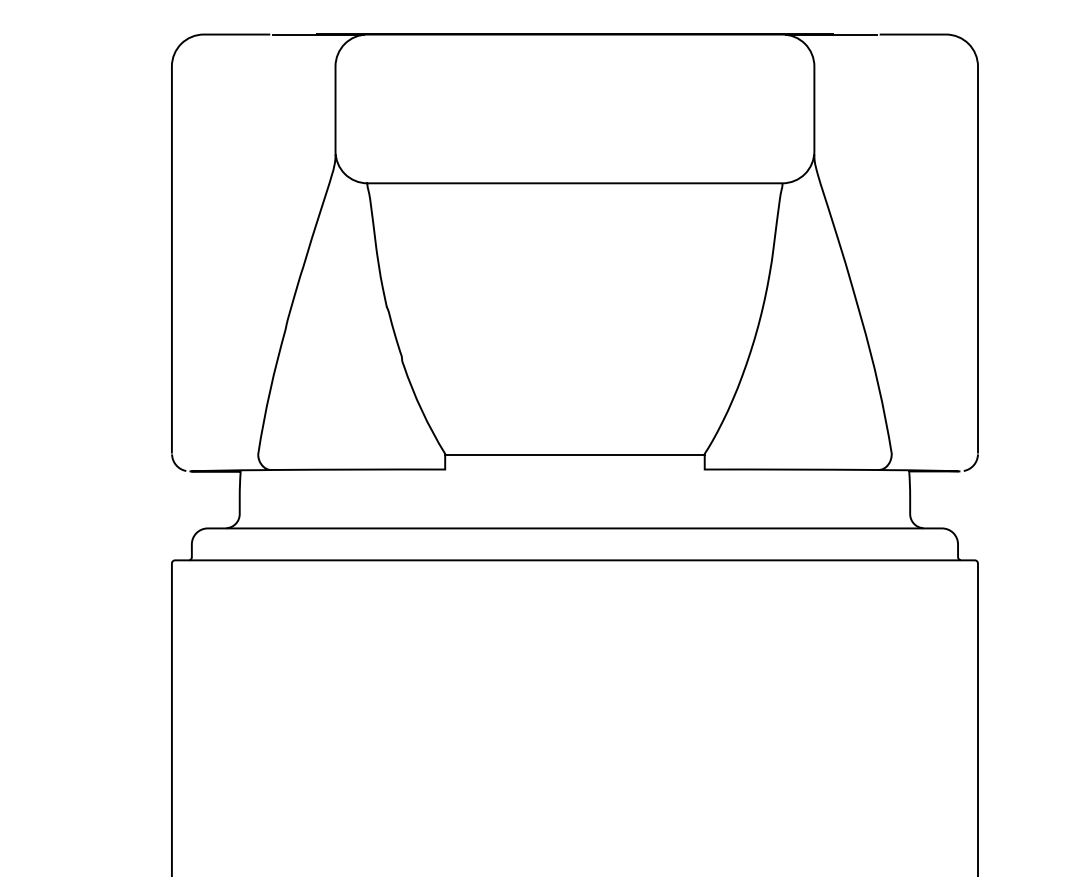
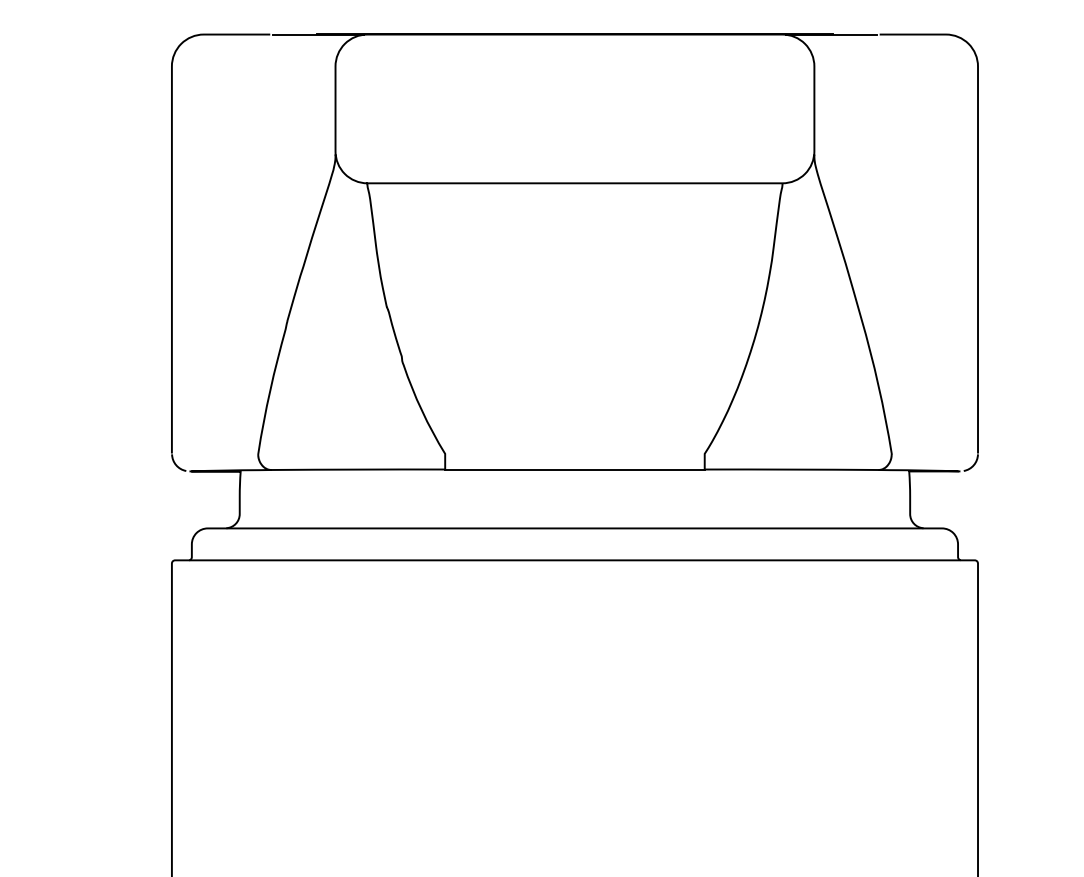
line position: (574, 454) -> (574, 469) (574, 469)
